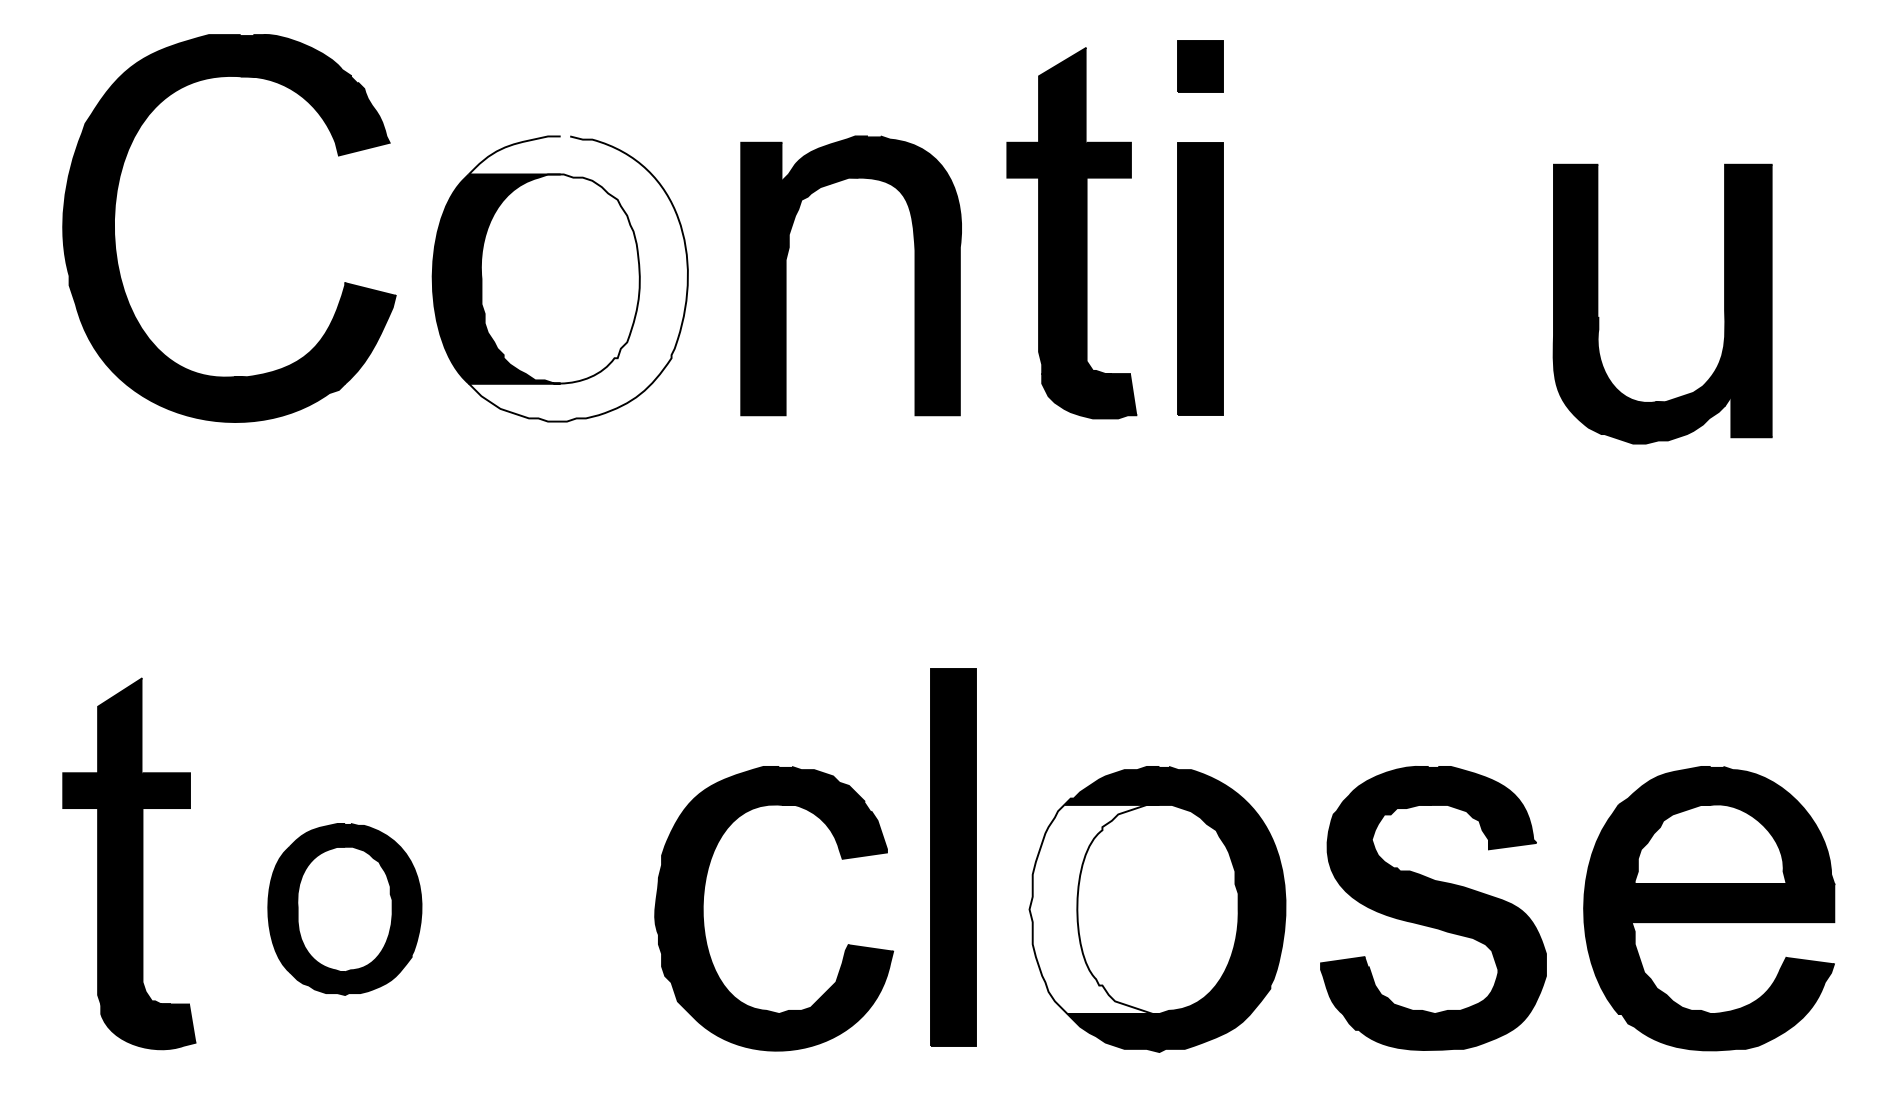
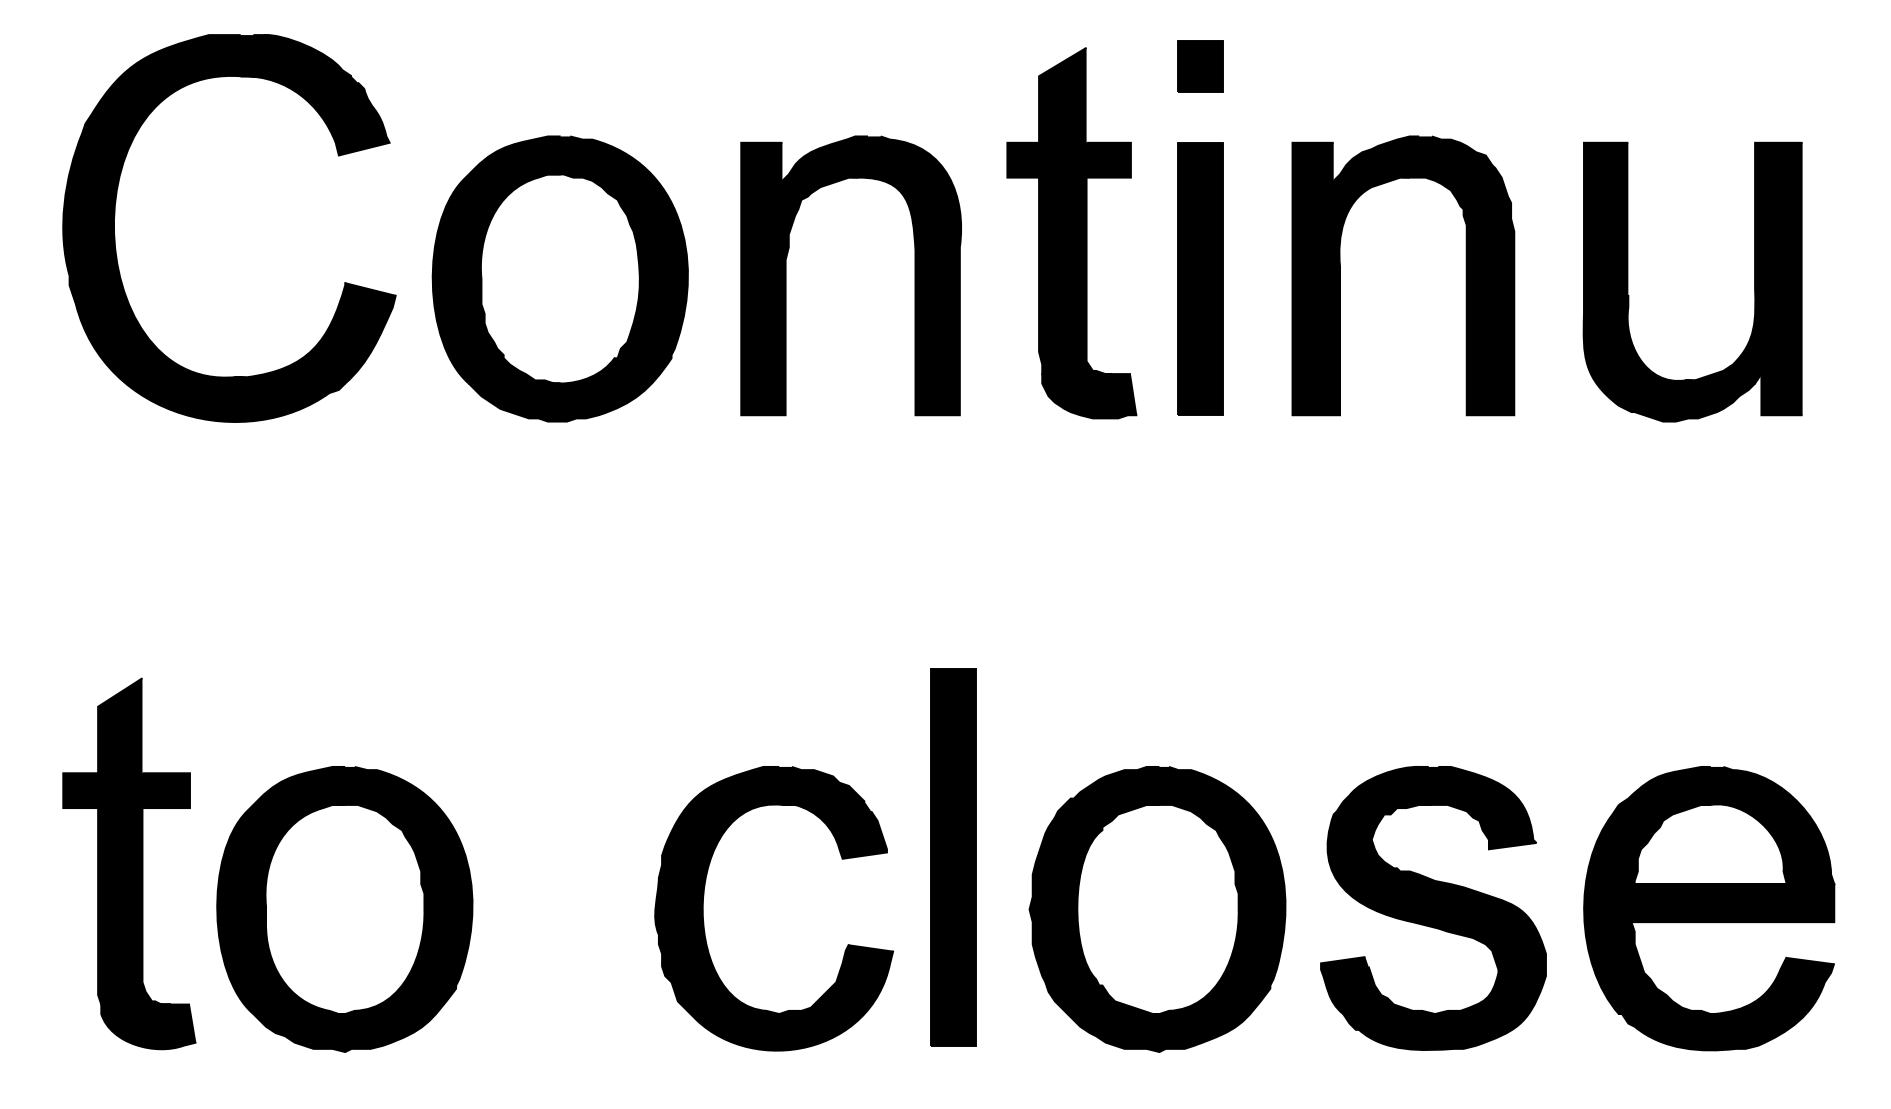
part: none -> present (1465, 275)
fill: none -> present (577, 278)
part position: (1724, 303) -> (1754, 281) (1754, 281)
part size: 156x173 px -> 258x287 px (344, 909)
fill: none -> present (1094, 909)
